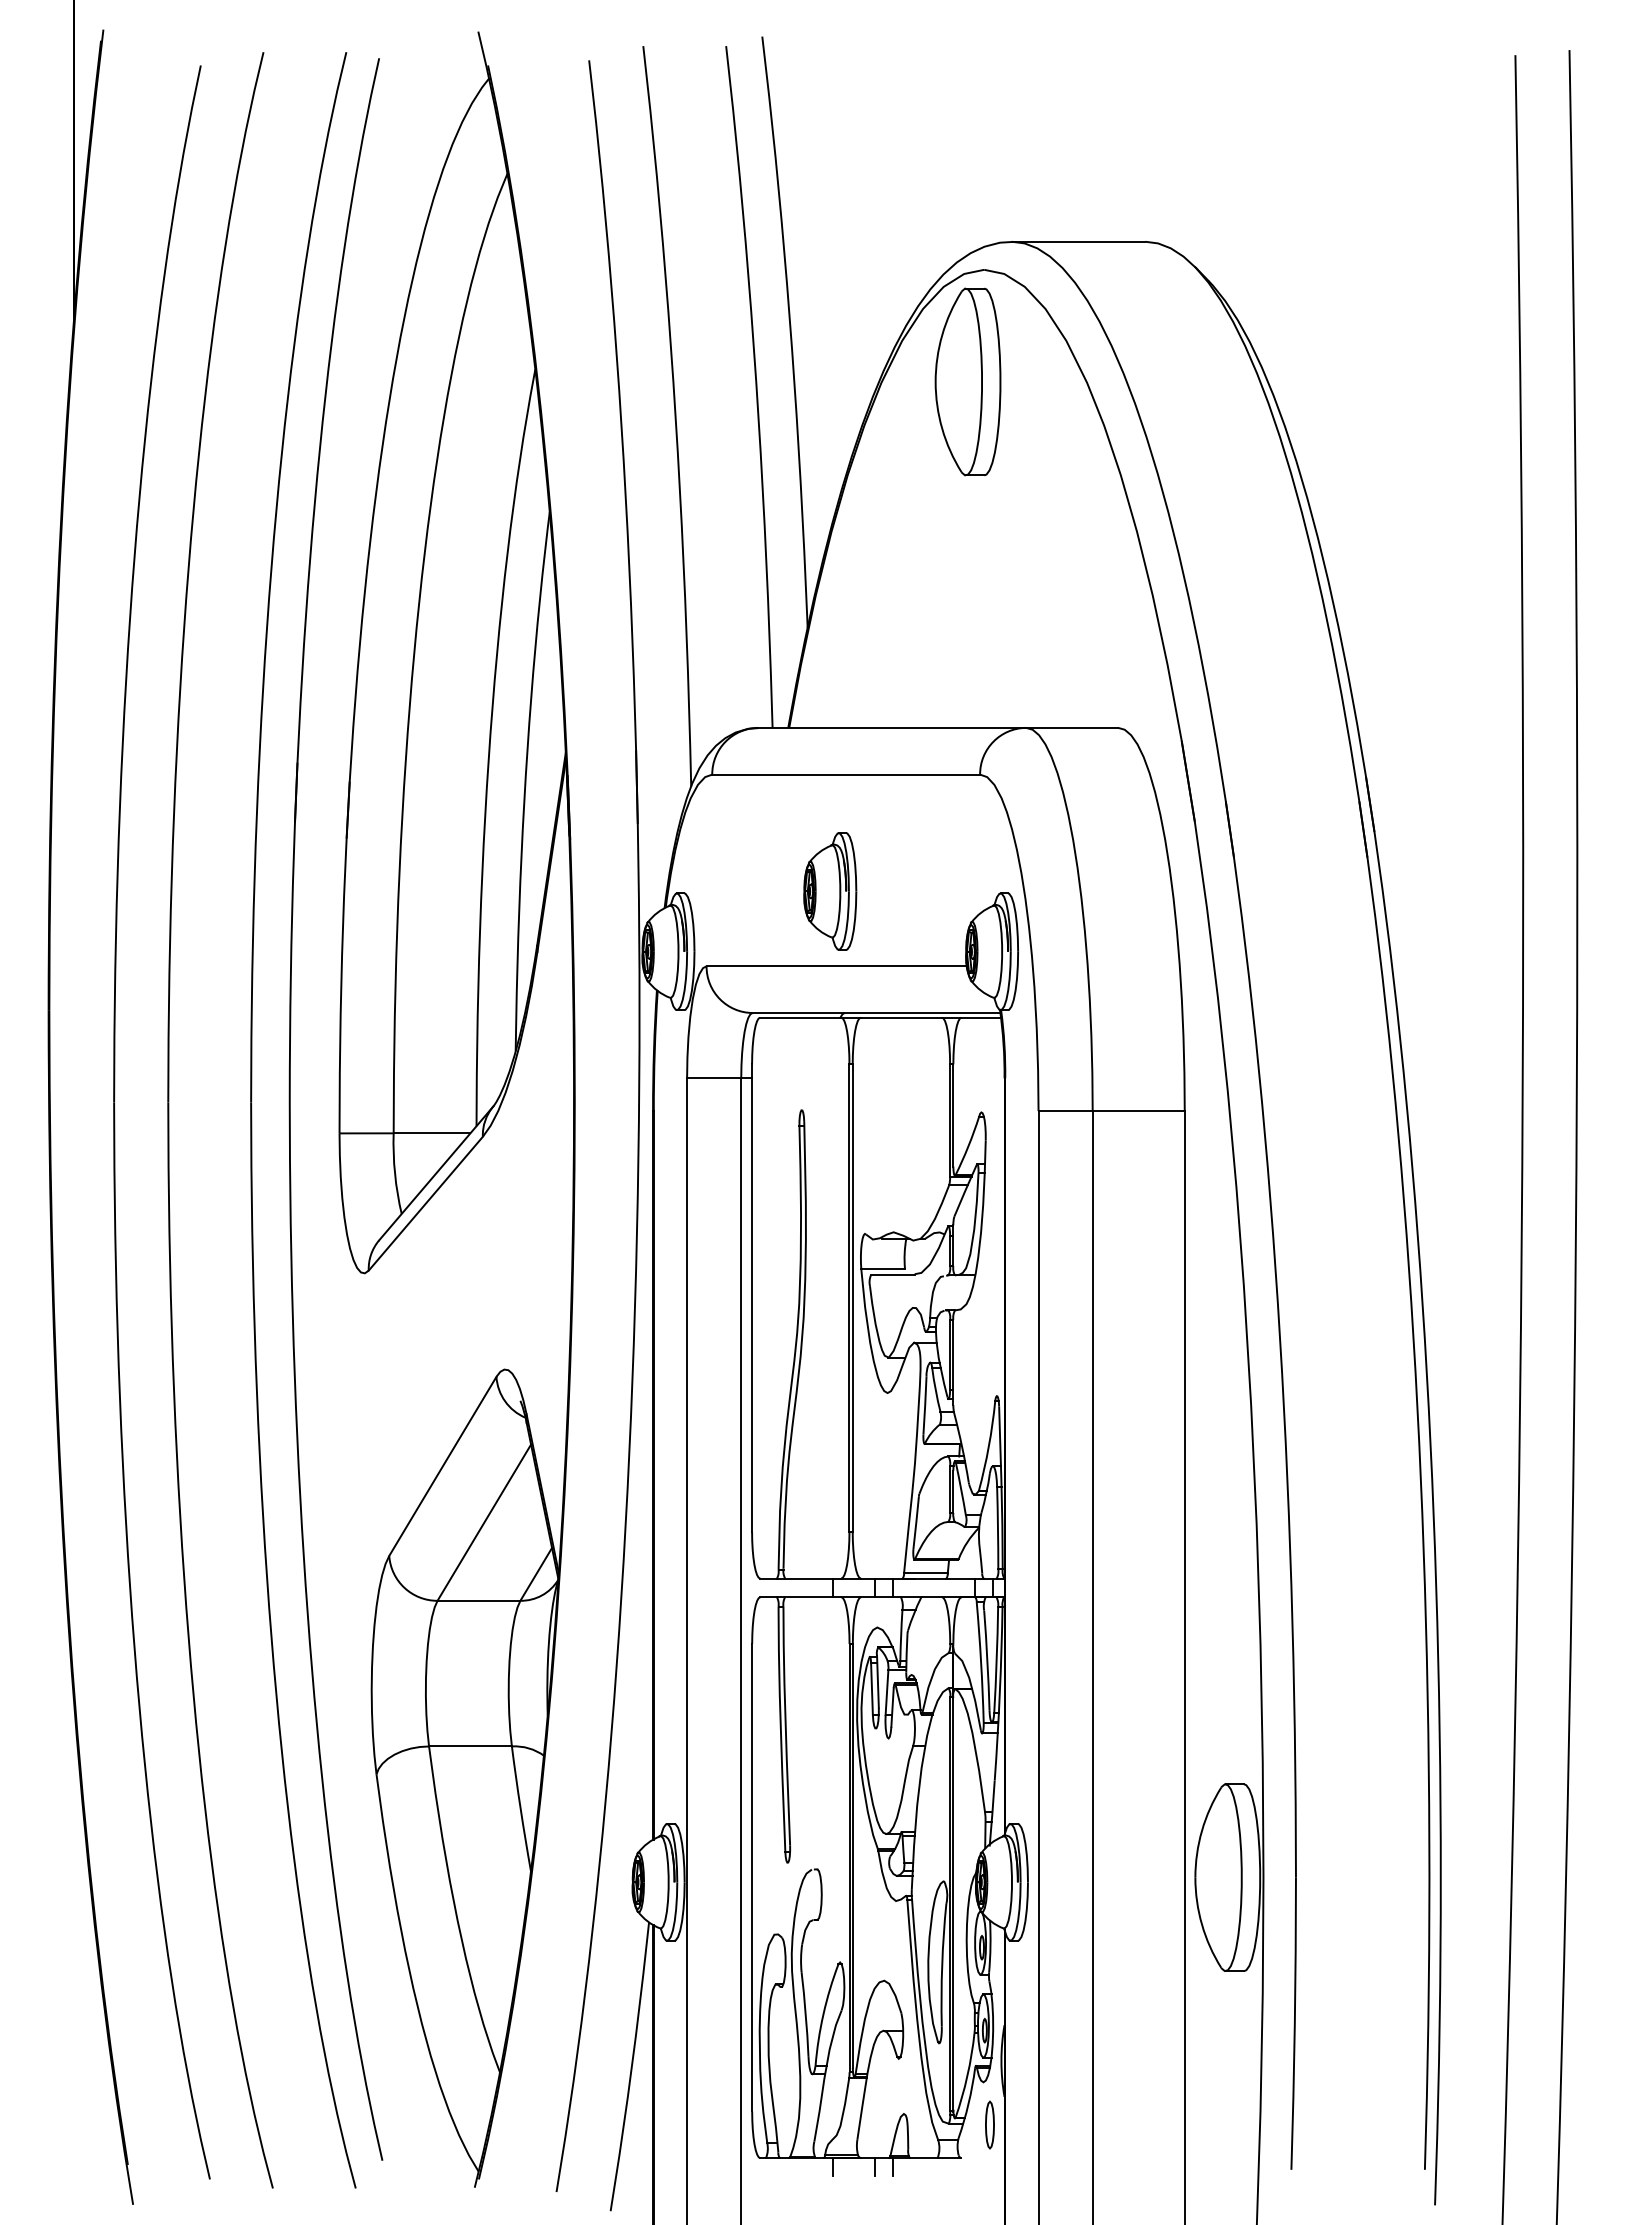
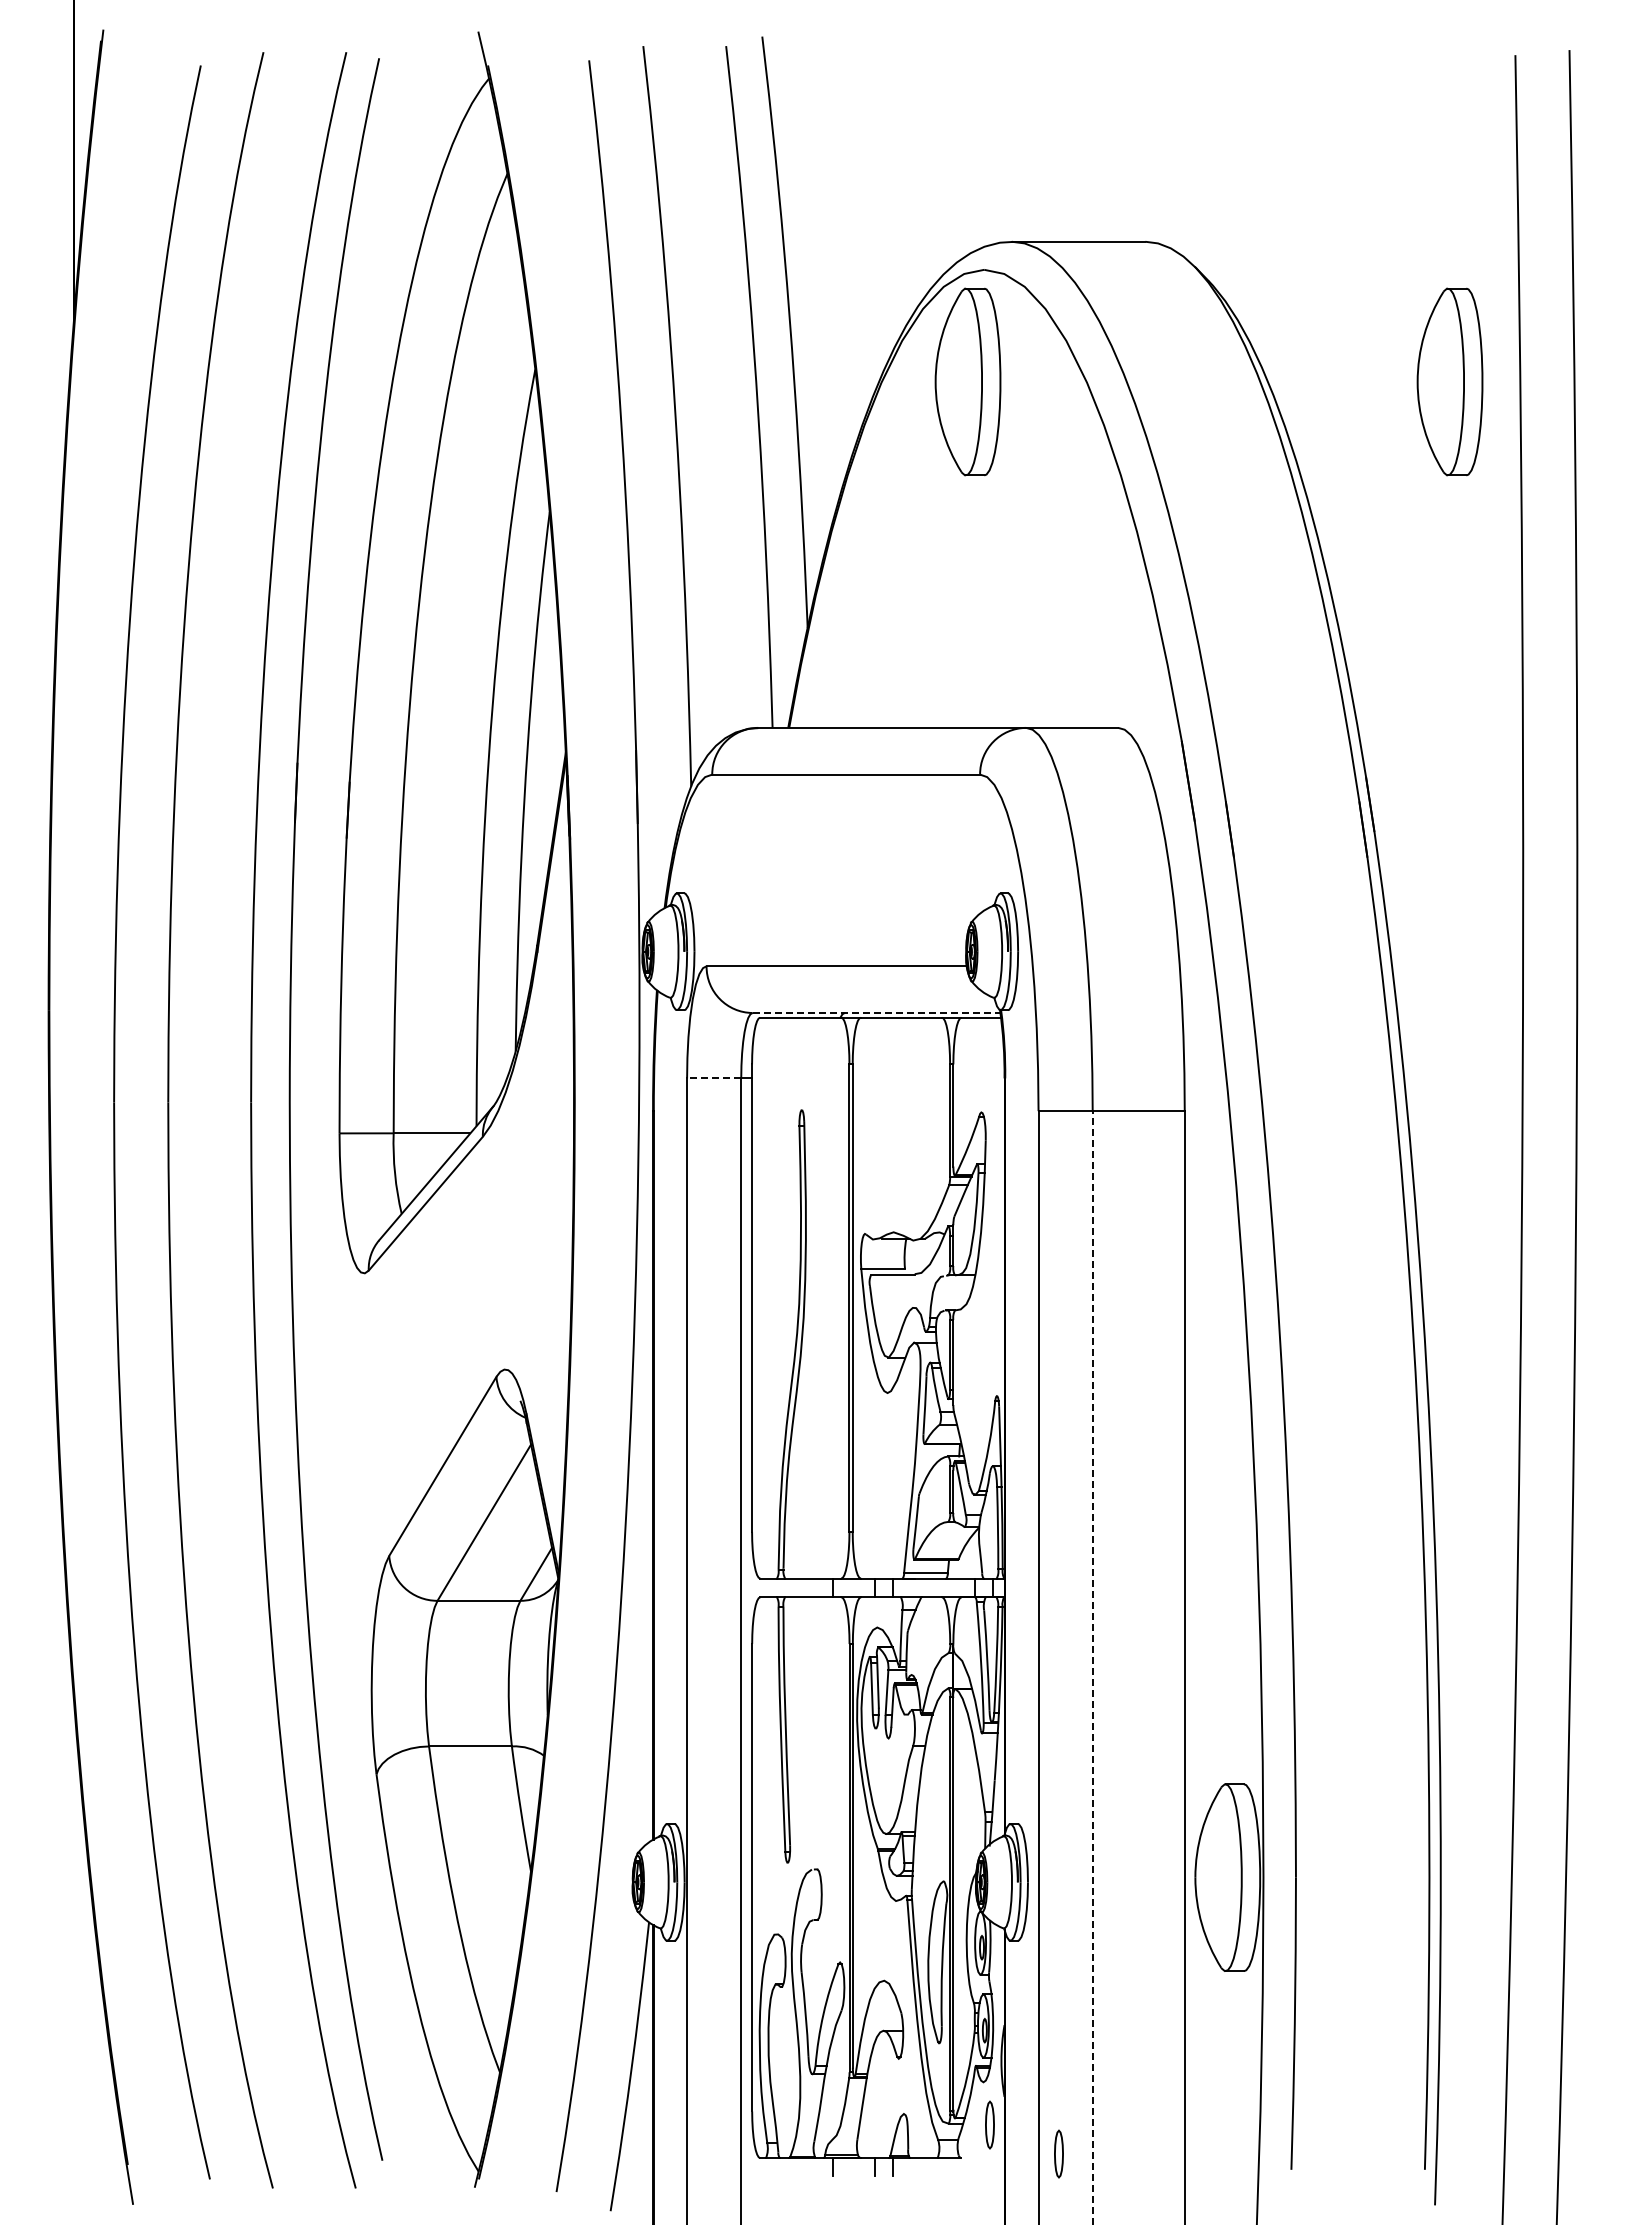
part: none -> present (1449, 381)
part: present -> none (830, 891)
line: solid -> dashed (876, 1013)
line: solid -> dashed (713, 1078)
line: solid -> dashed (1092, 1667)
part: none -> present (1058, 2153)
